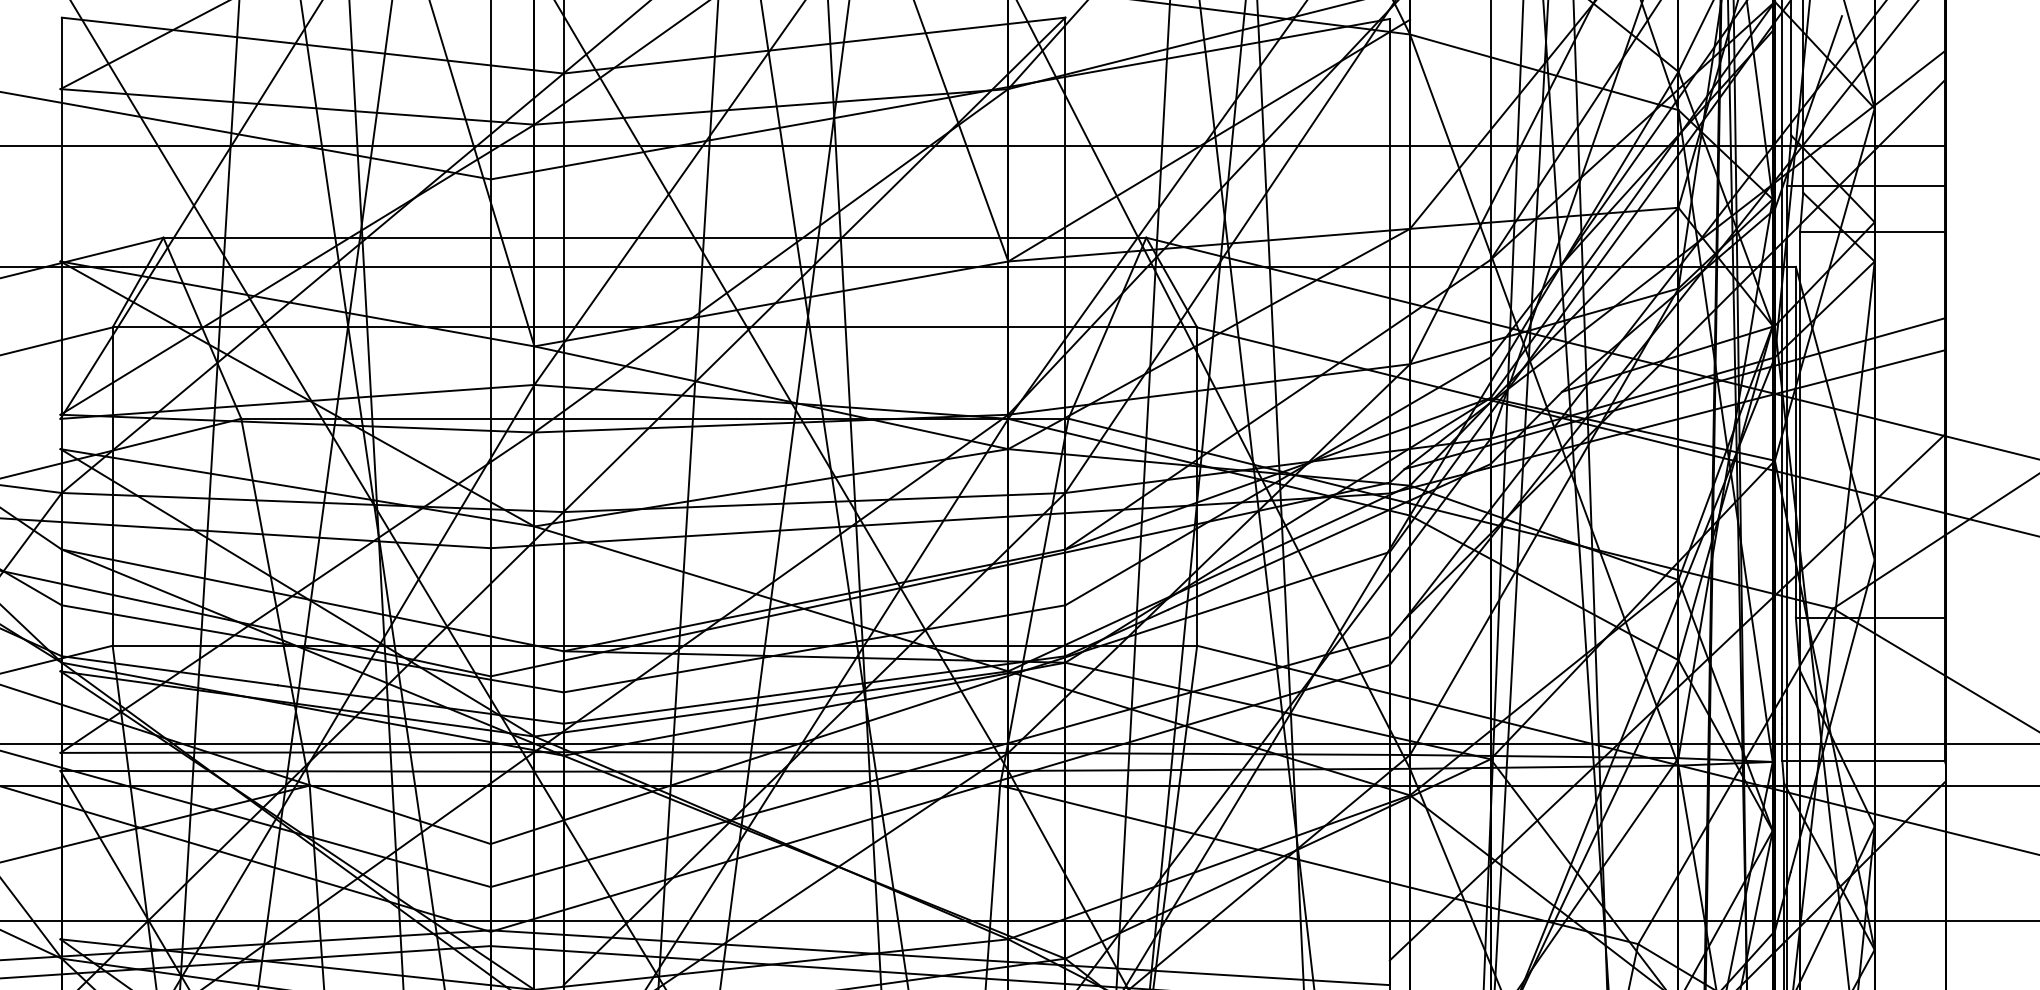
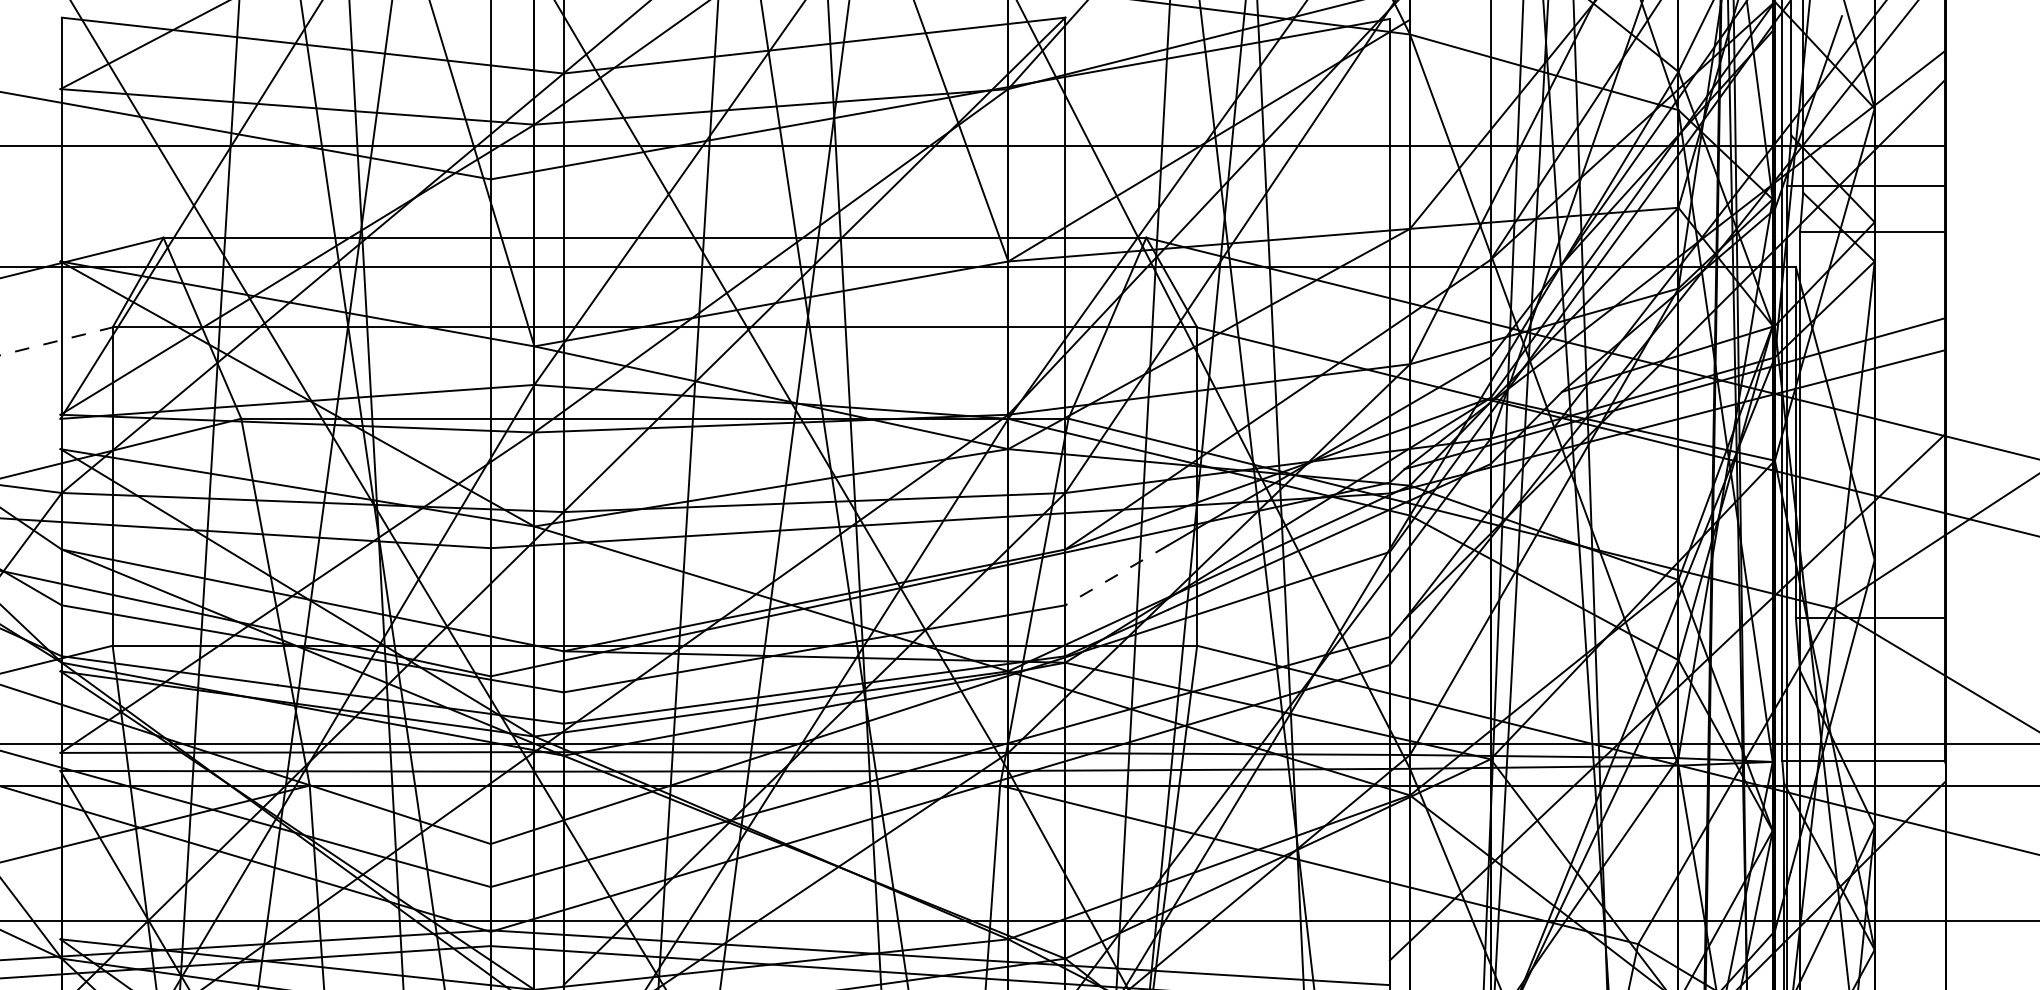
line: solid -> dashed (56, 341)
line: solid -> dashed (1116, 575)
